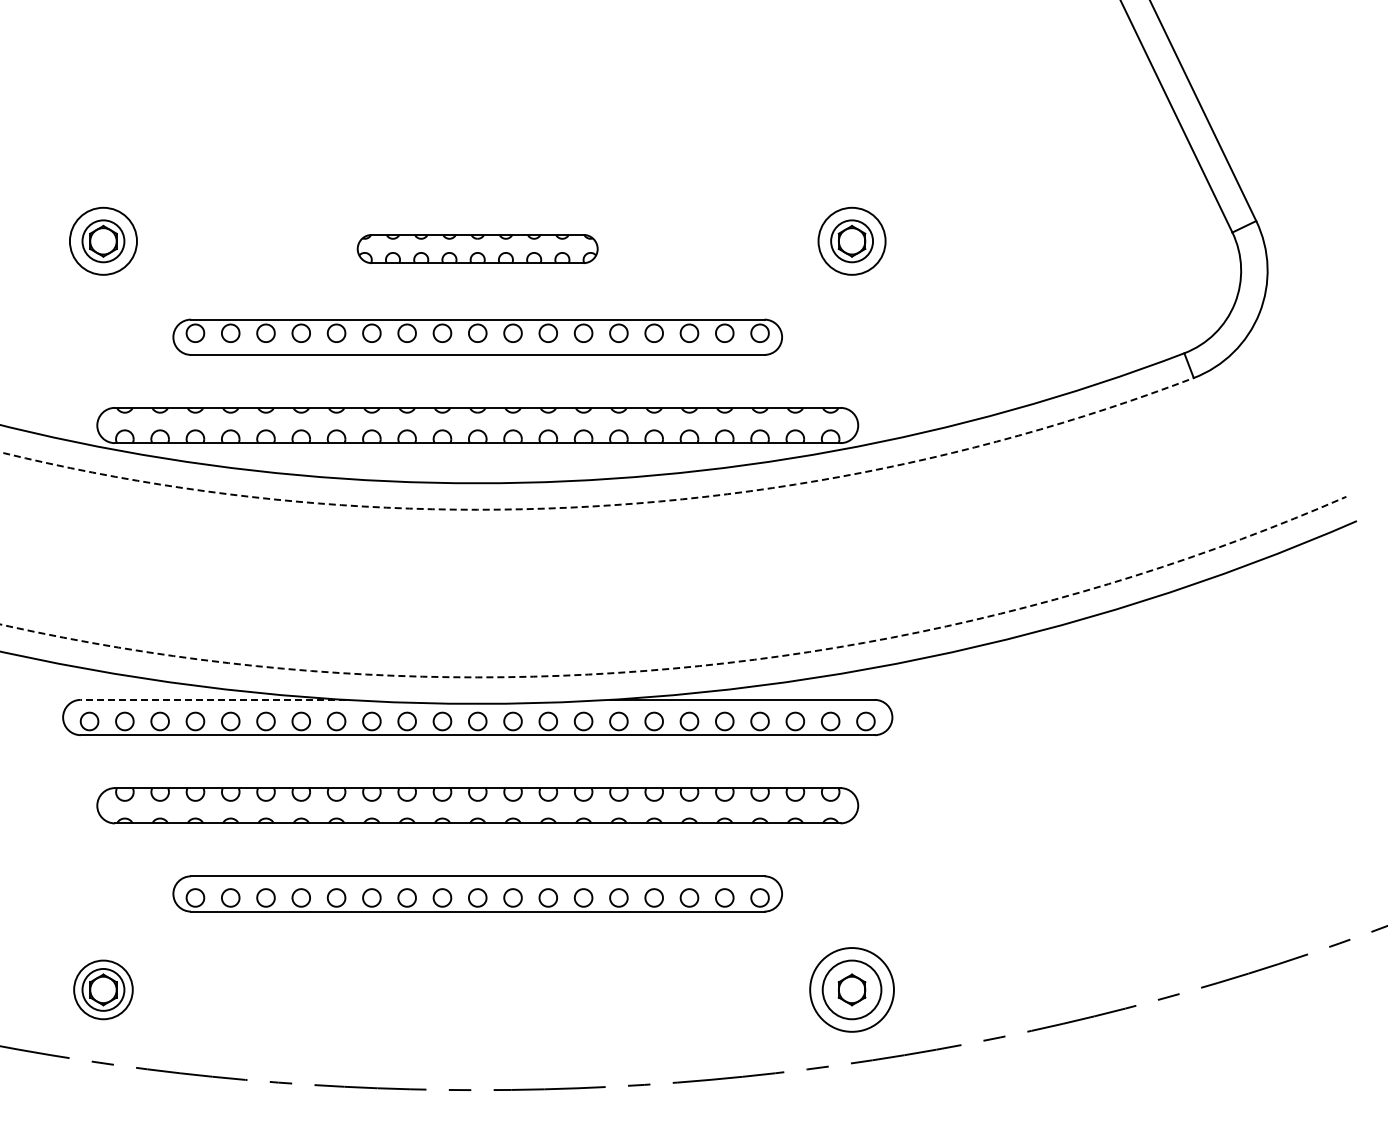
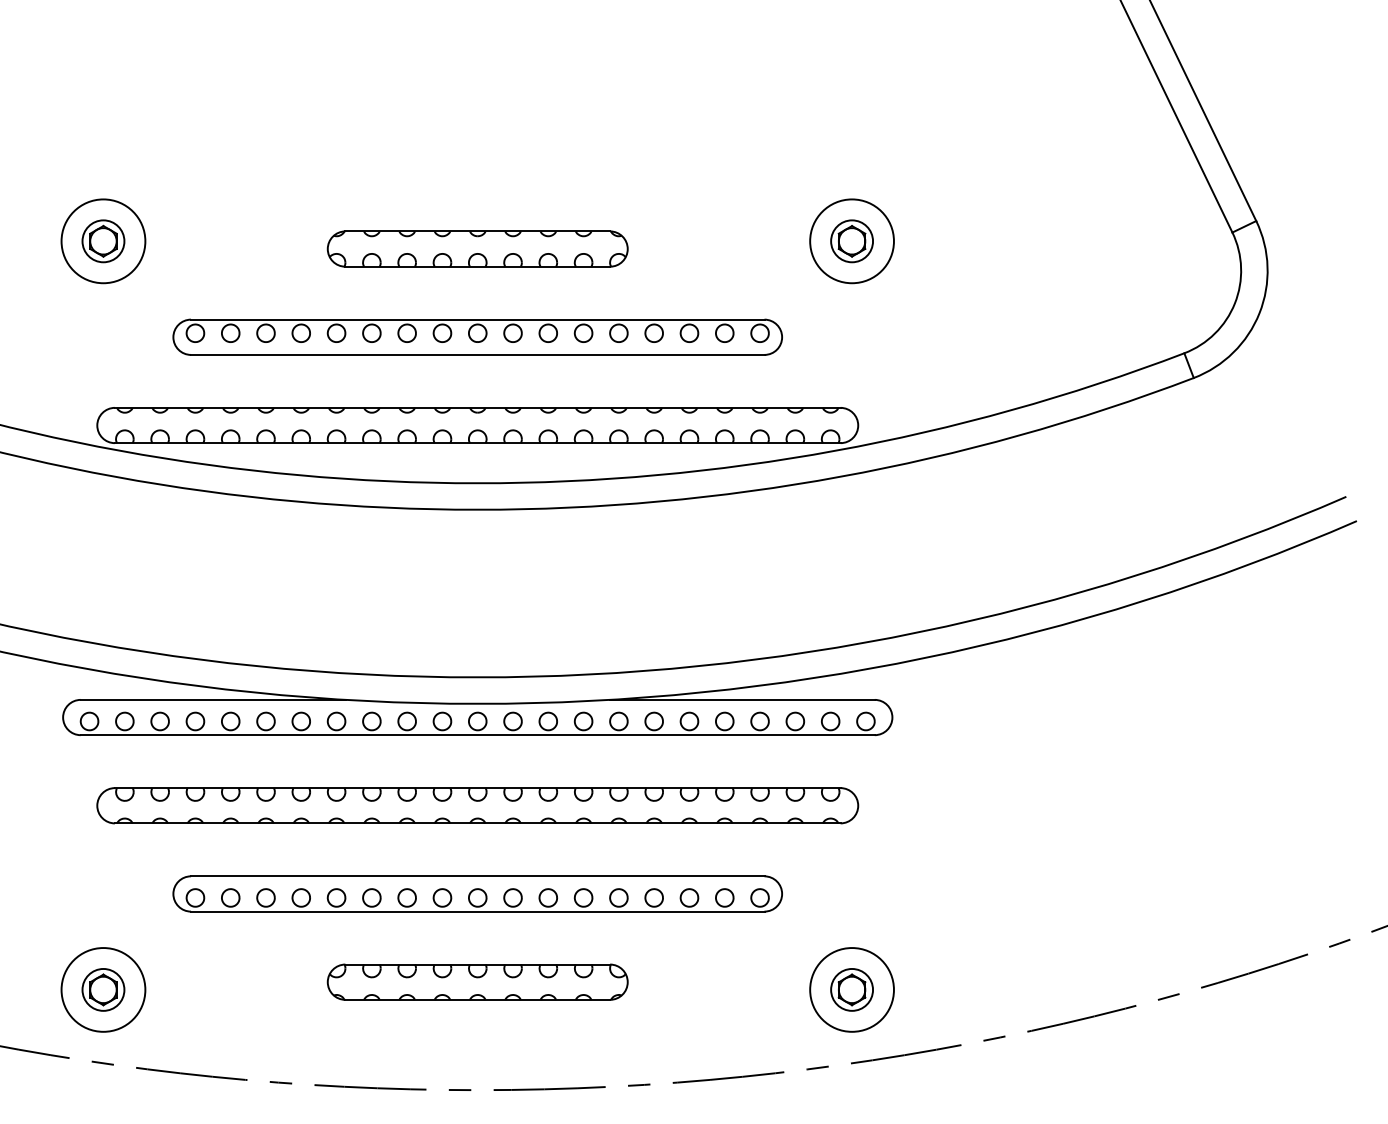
circle diameter: 67 px -> 84 px (103, 241)
circle diameter: 67 px -> 84 px (851, 241)
part size: 243x30 px -> 303x38 px (477, 248)
arc: dashed -> solid (603, 505)
arc: dashed -> solid (683, 667)
line: dashed -> solid (212, 699)
part: none -> present (477, 981)
circle diameter: 59 px -> 84 px (103, 989)
circle diameter: 59 px -> 42 px (852, 989)
